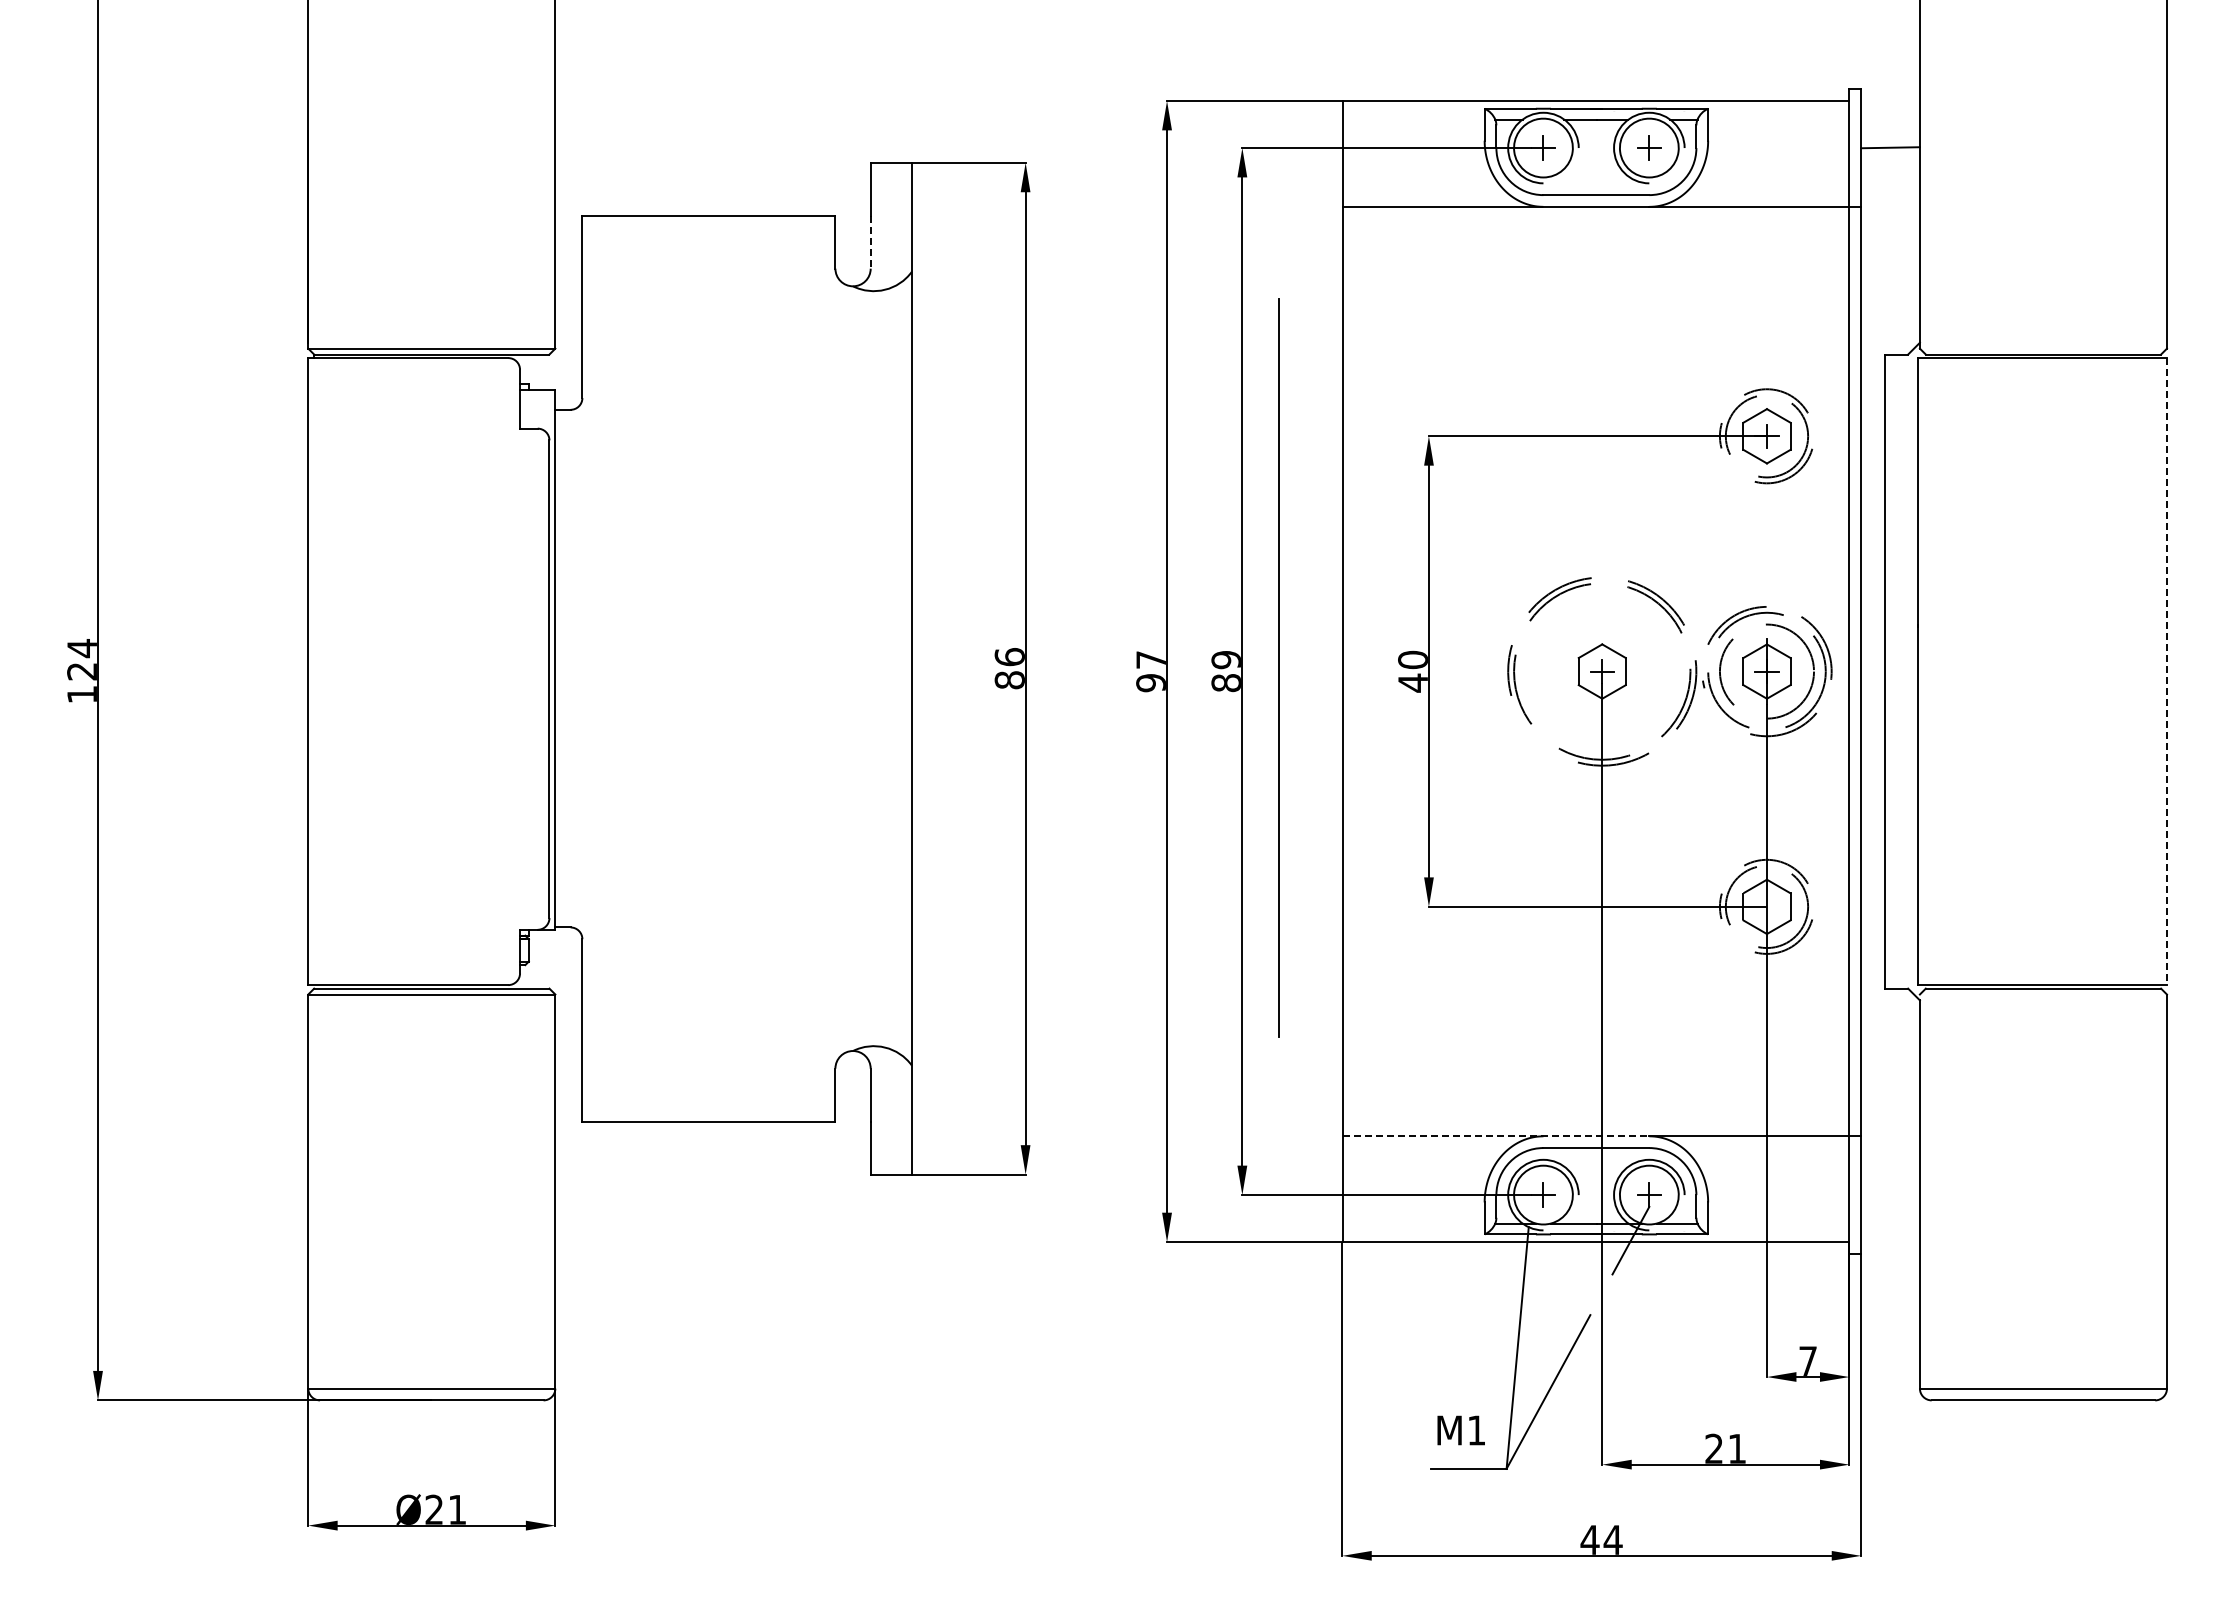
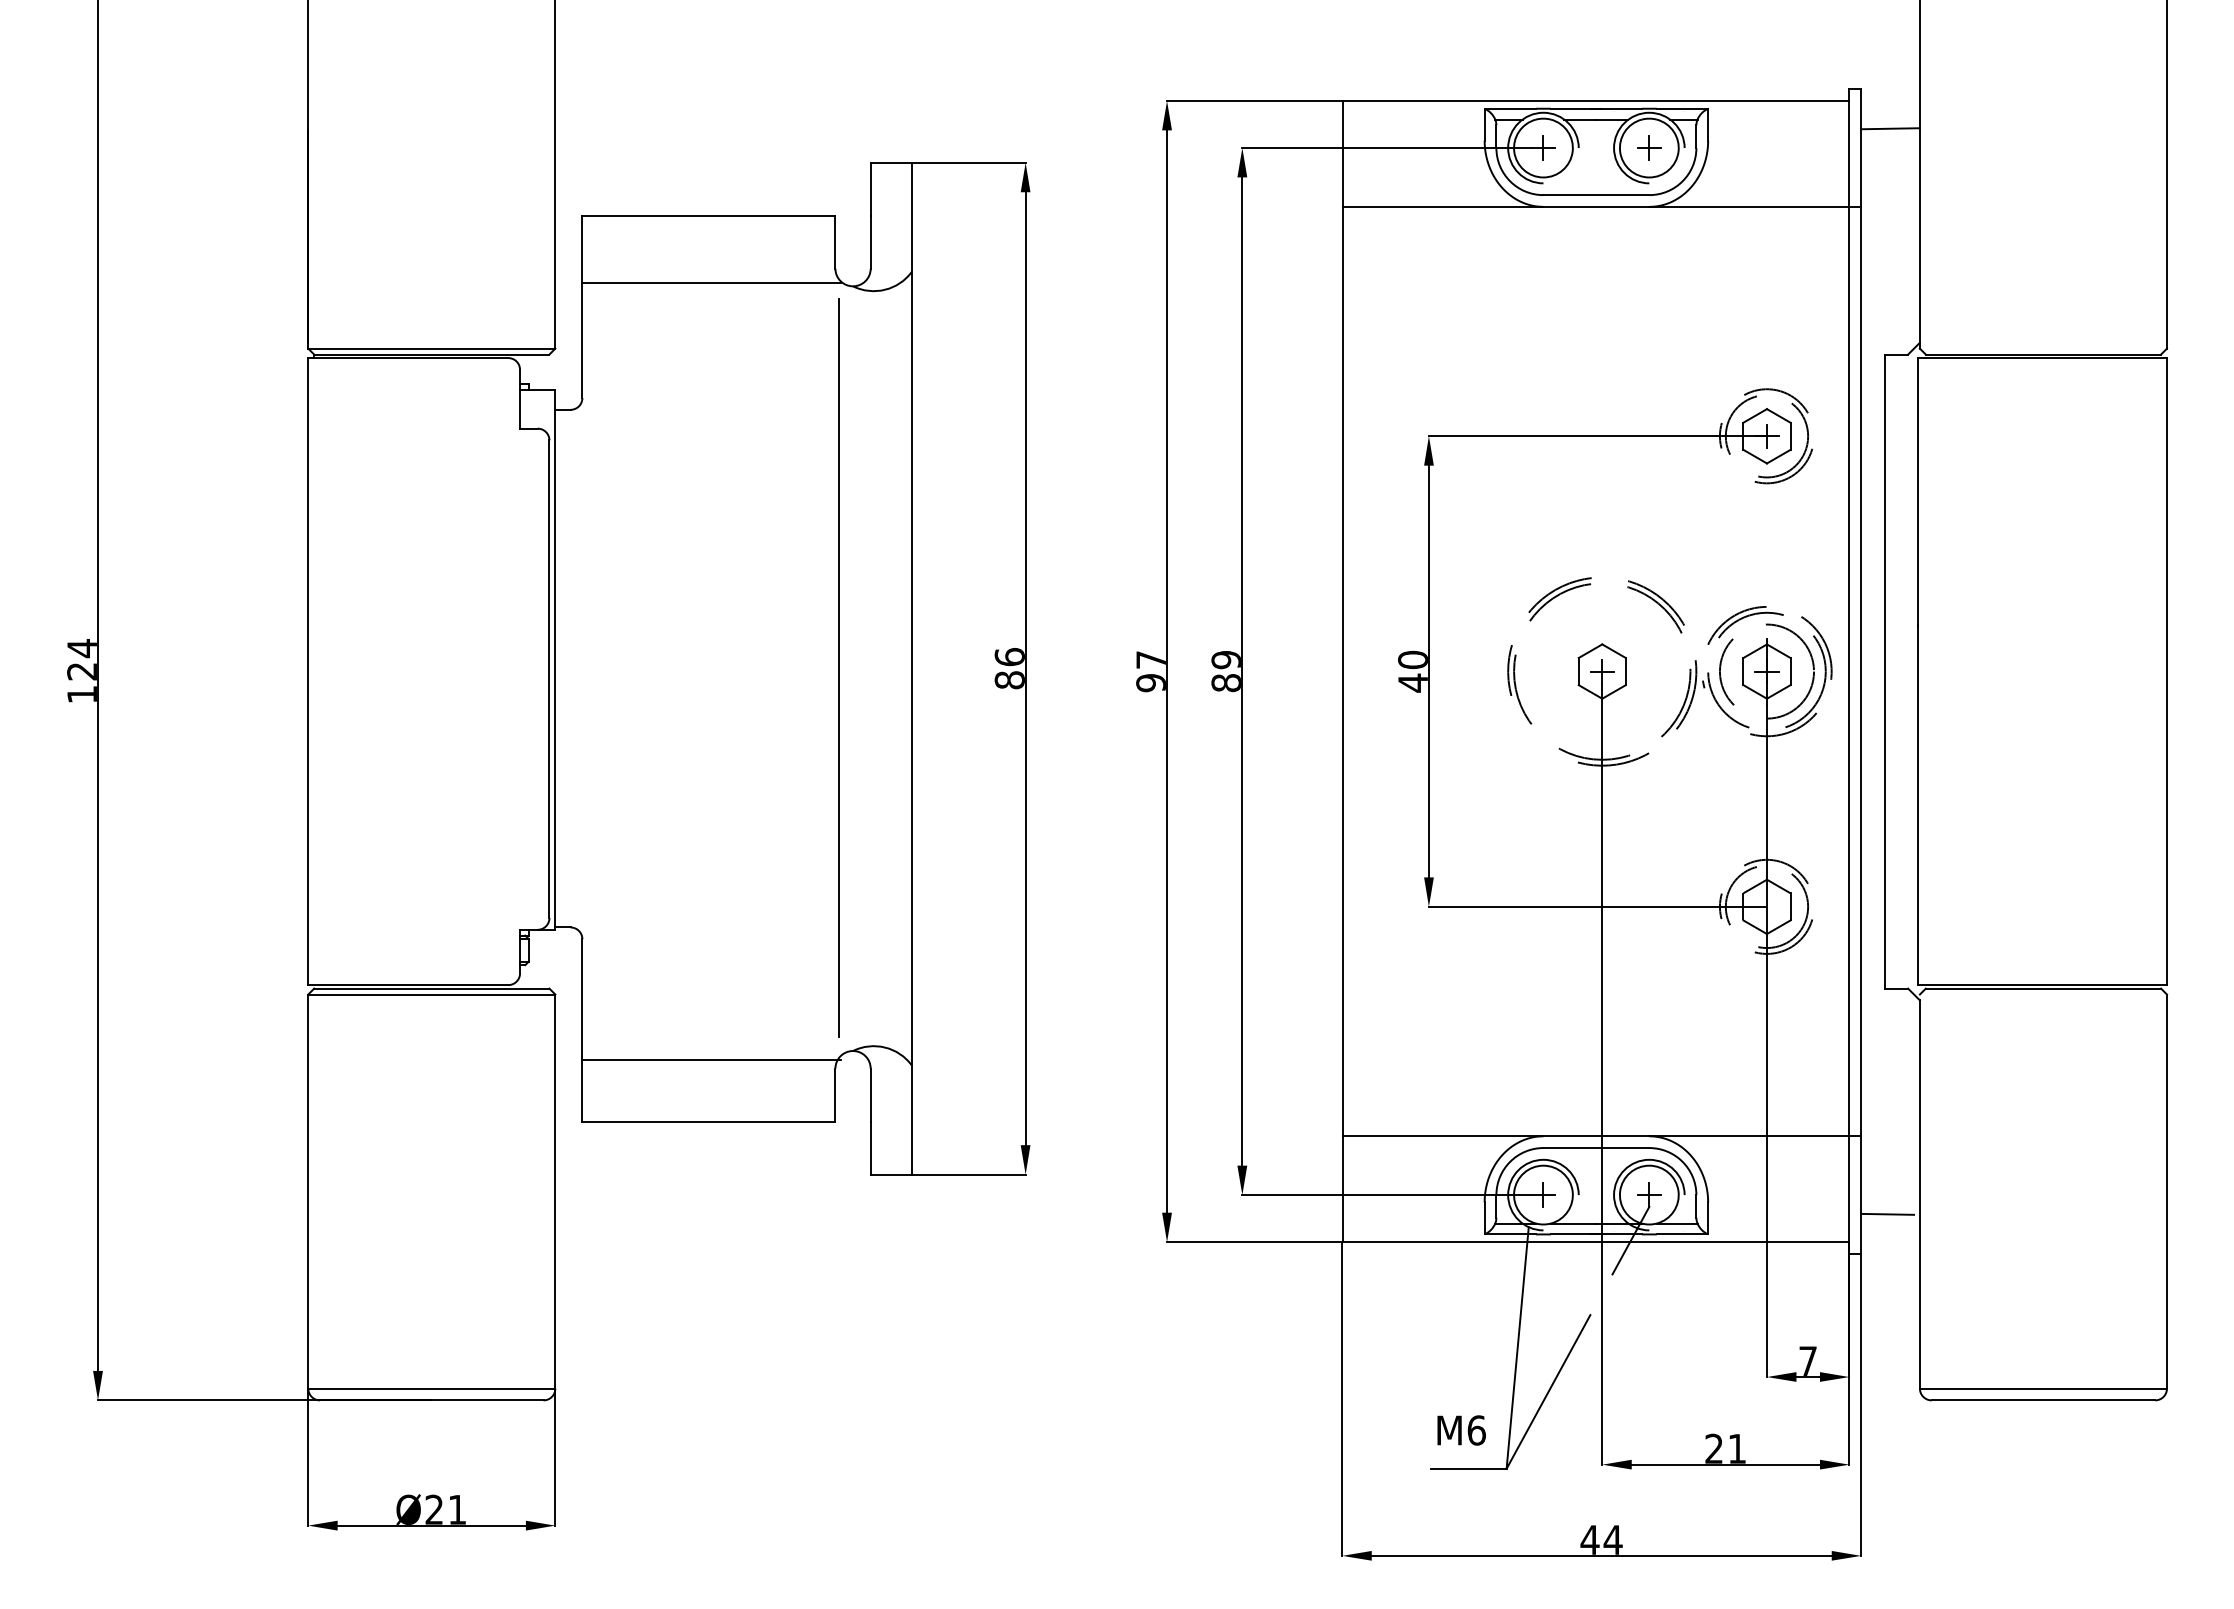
line position: (1890, 147) -> (1890, 128) (1890, 128)
line: dashed -> solid (870, 242)
line: none -> present (711, 283)
line position: (1278, 667) -> (838, 667) (838, 667)
line: dashed -> solid (2166, 671)
line: none -> present (711, 1059)
line: dashed -> solid (1496, 1136)
line: none -> present (1887, 1213)
text: M1 -> M6 (1476, 1430)
